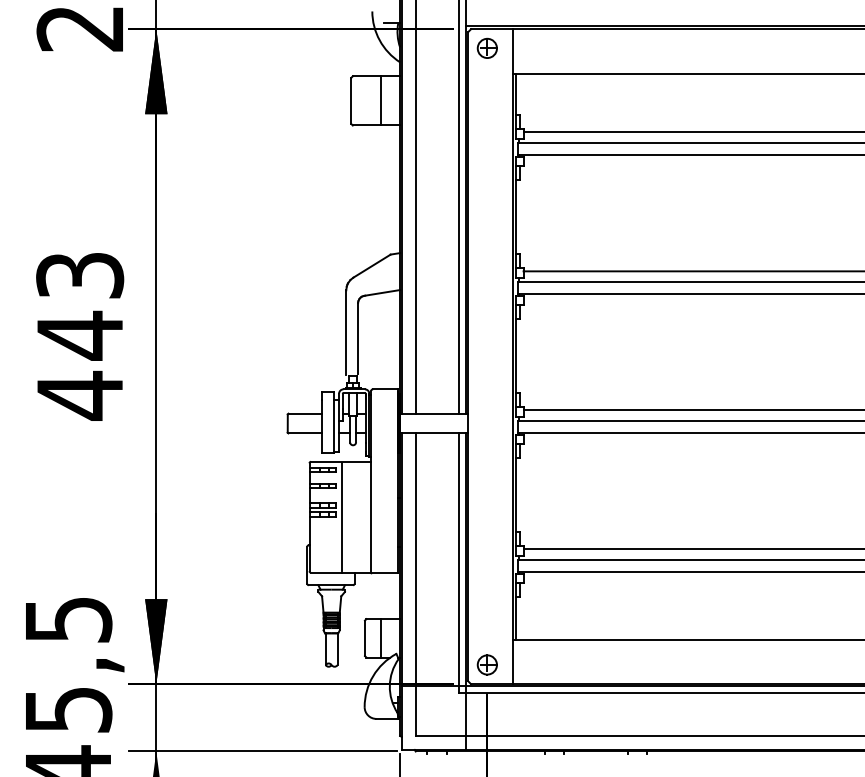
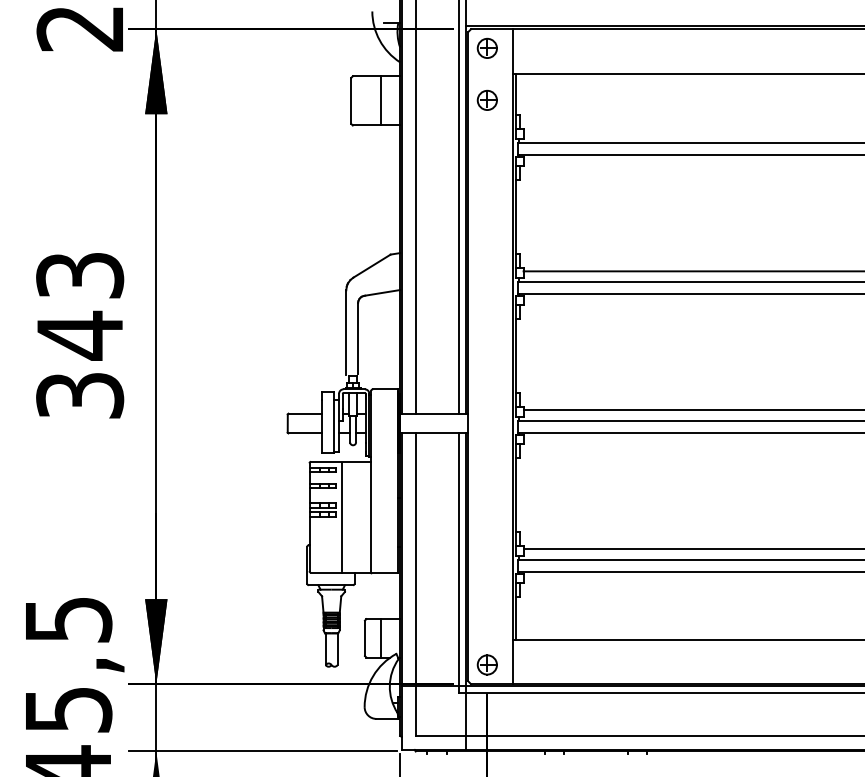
part: none -> present (486, 99)
line: present -> none (692, 132)
text: 443 -> 343 (80, 395)
